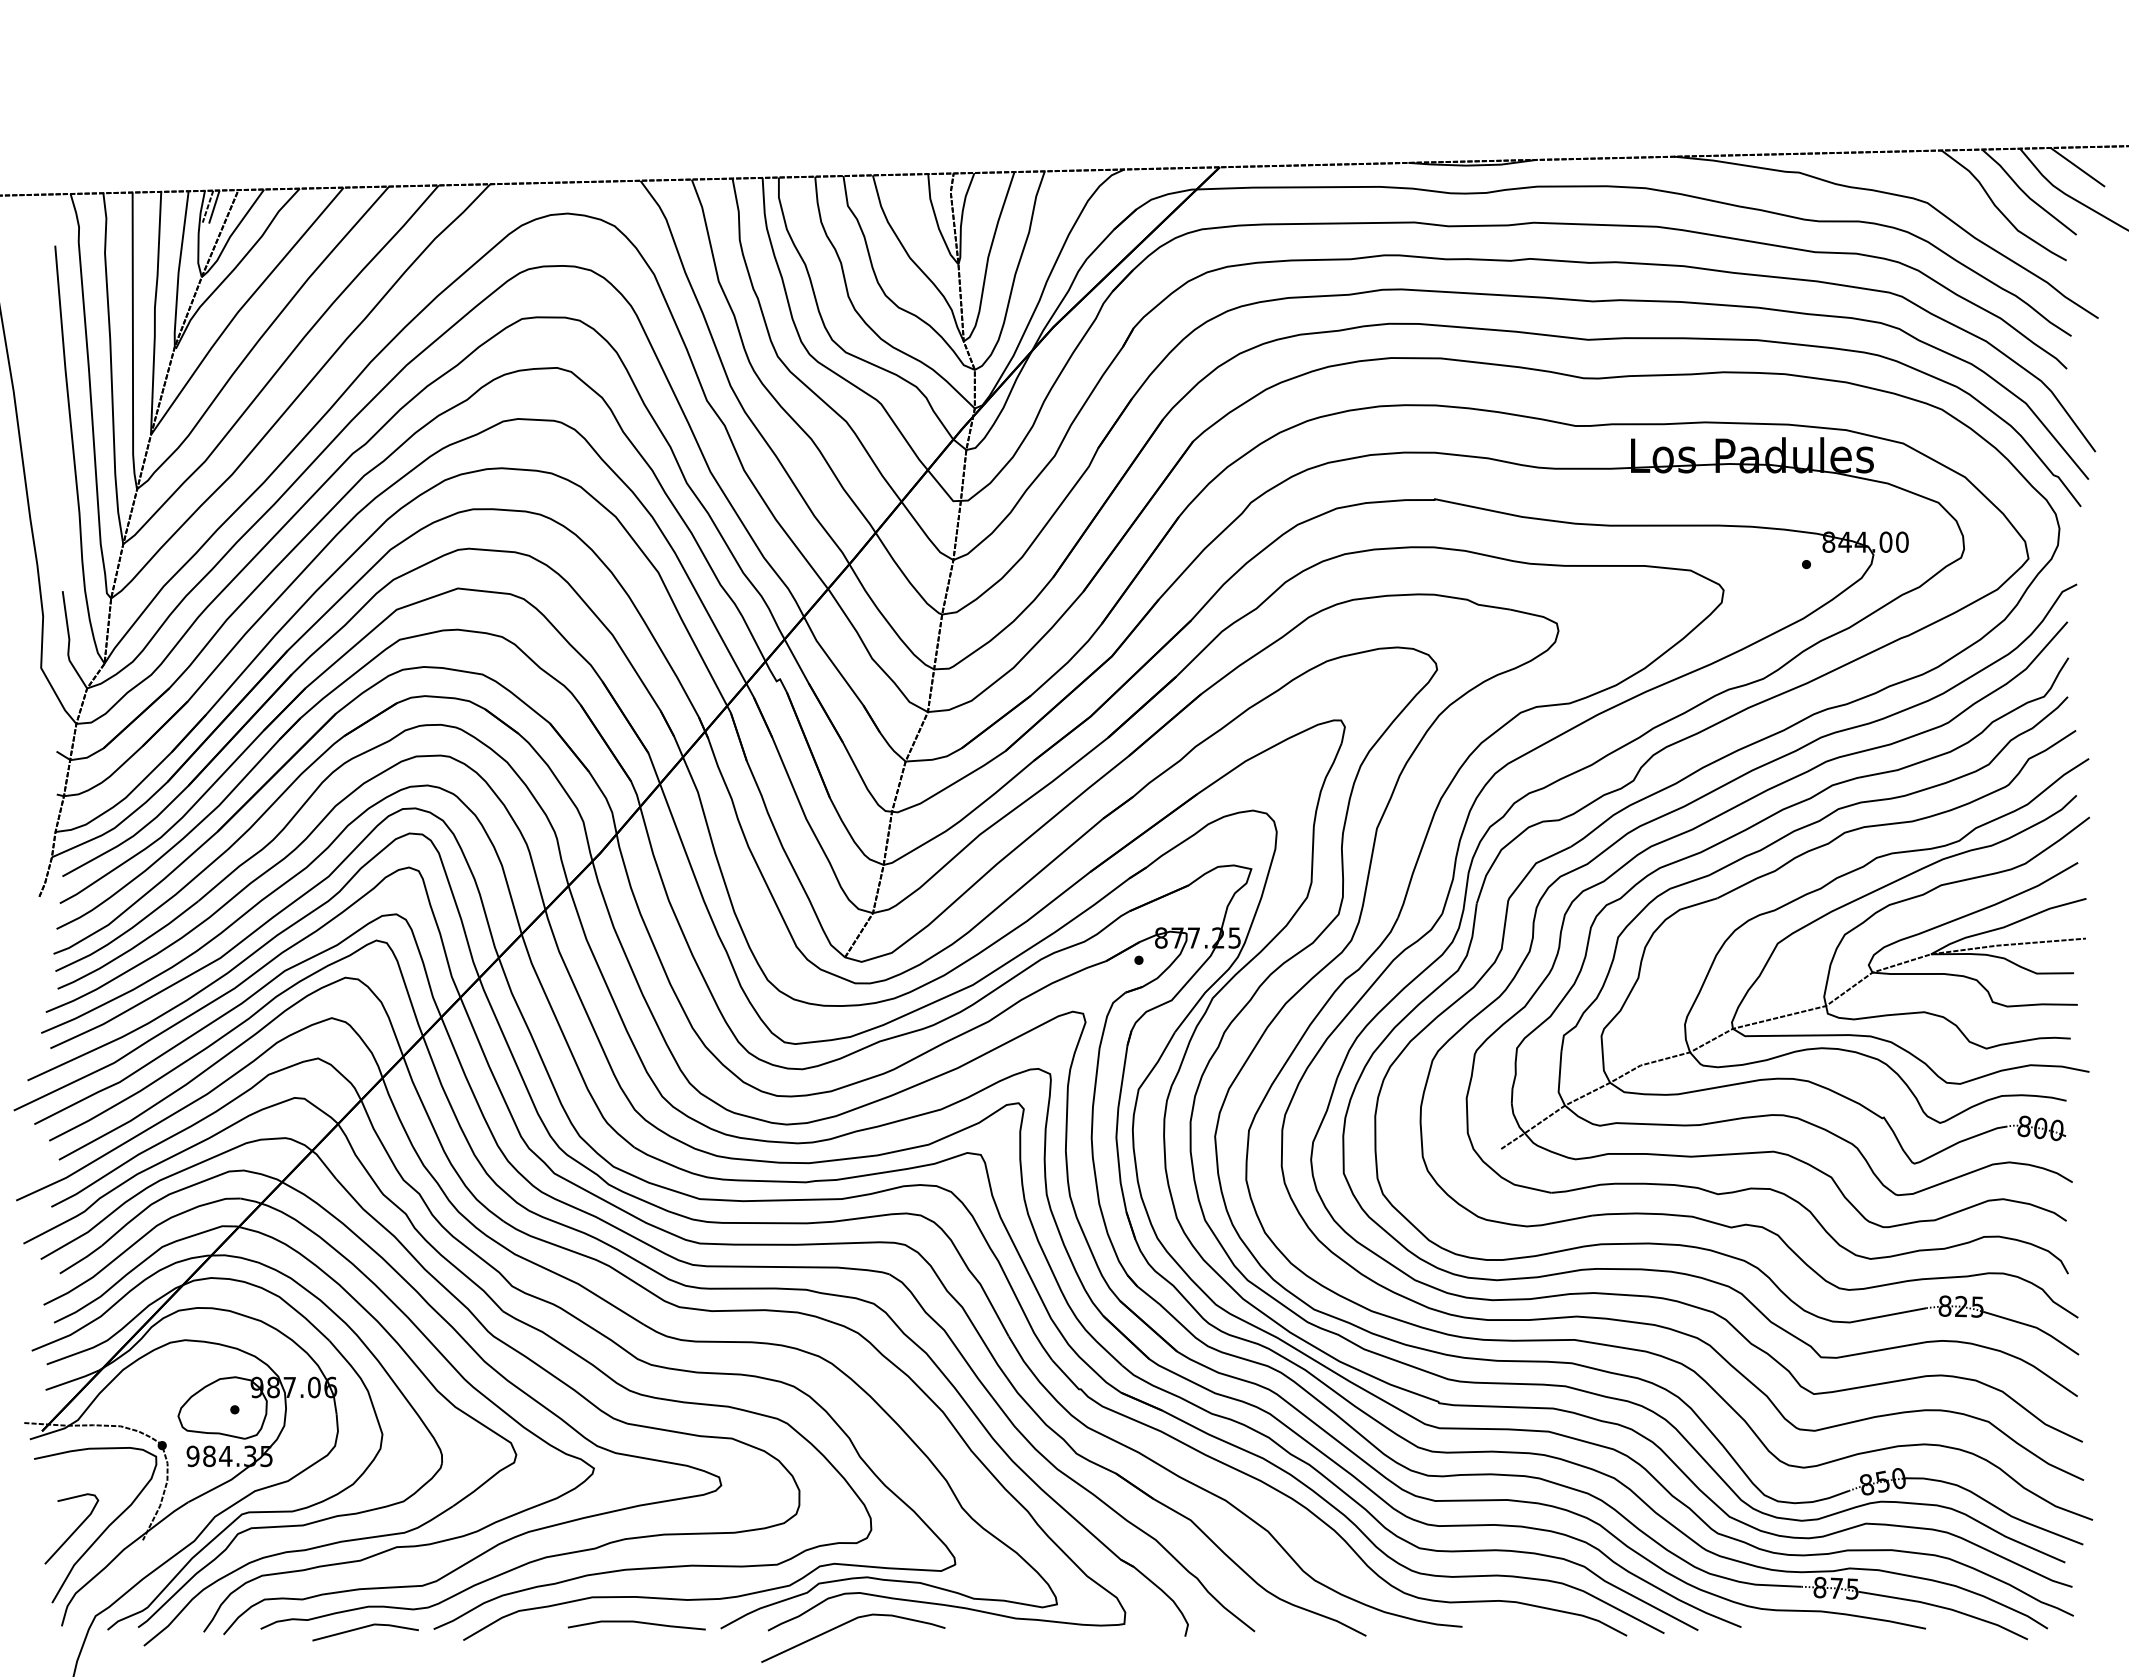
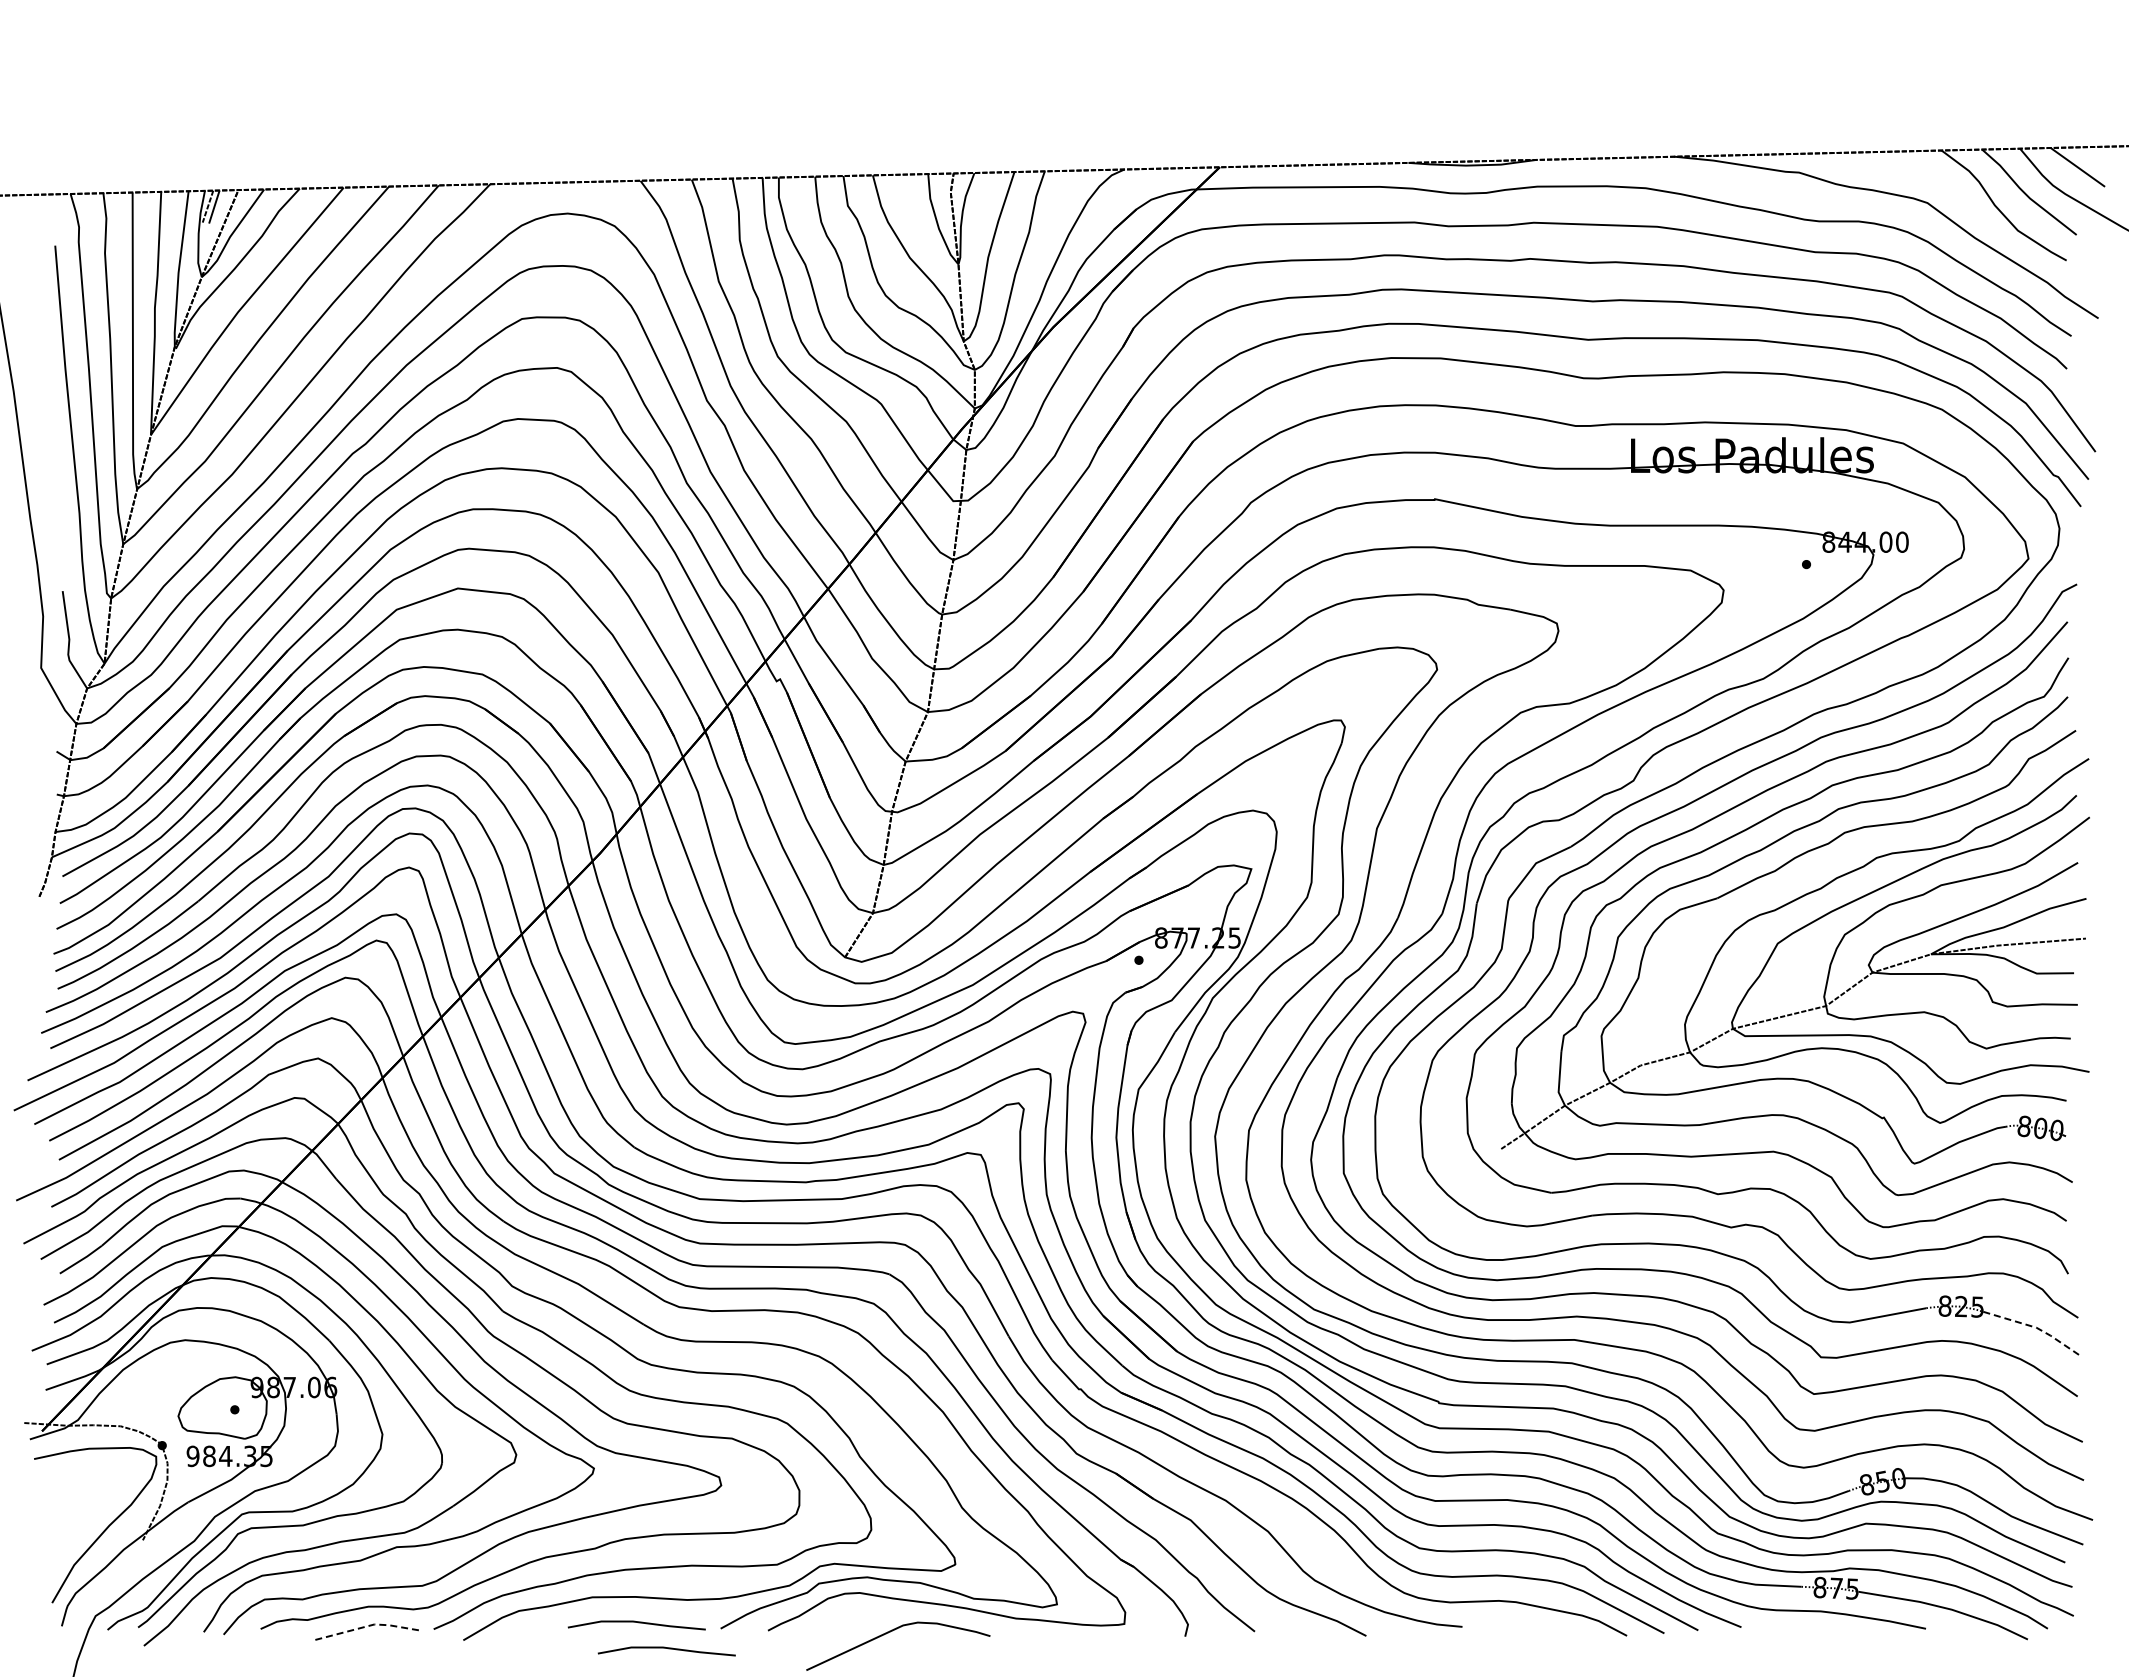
line: solid -> dashed (2035, 1327)
curve: present -> none (74, 1530)
curve position: (847, 1623) -> (892, 1631) (892, 1631)
line: solid -> dashed (365, 1626)
line: none -> present (668, 1649)
